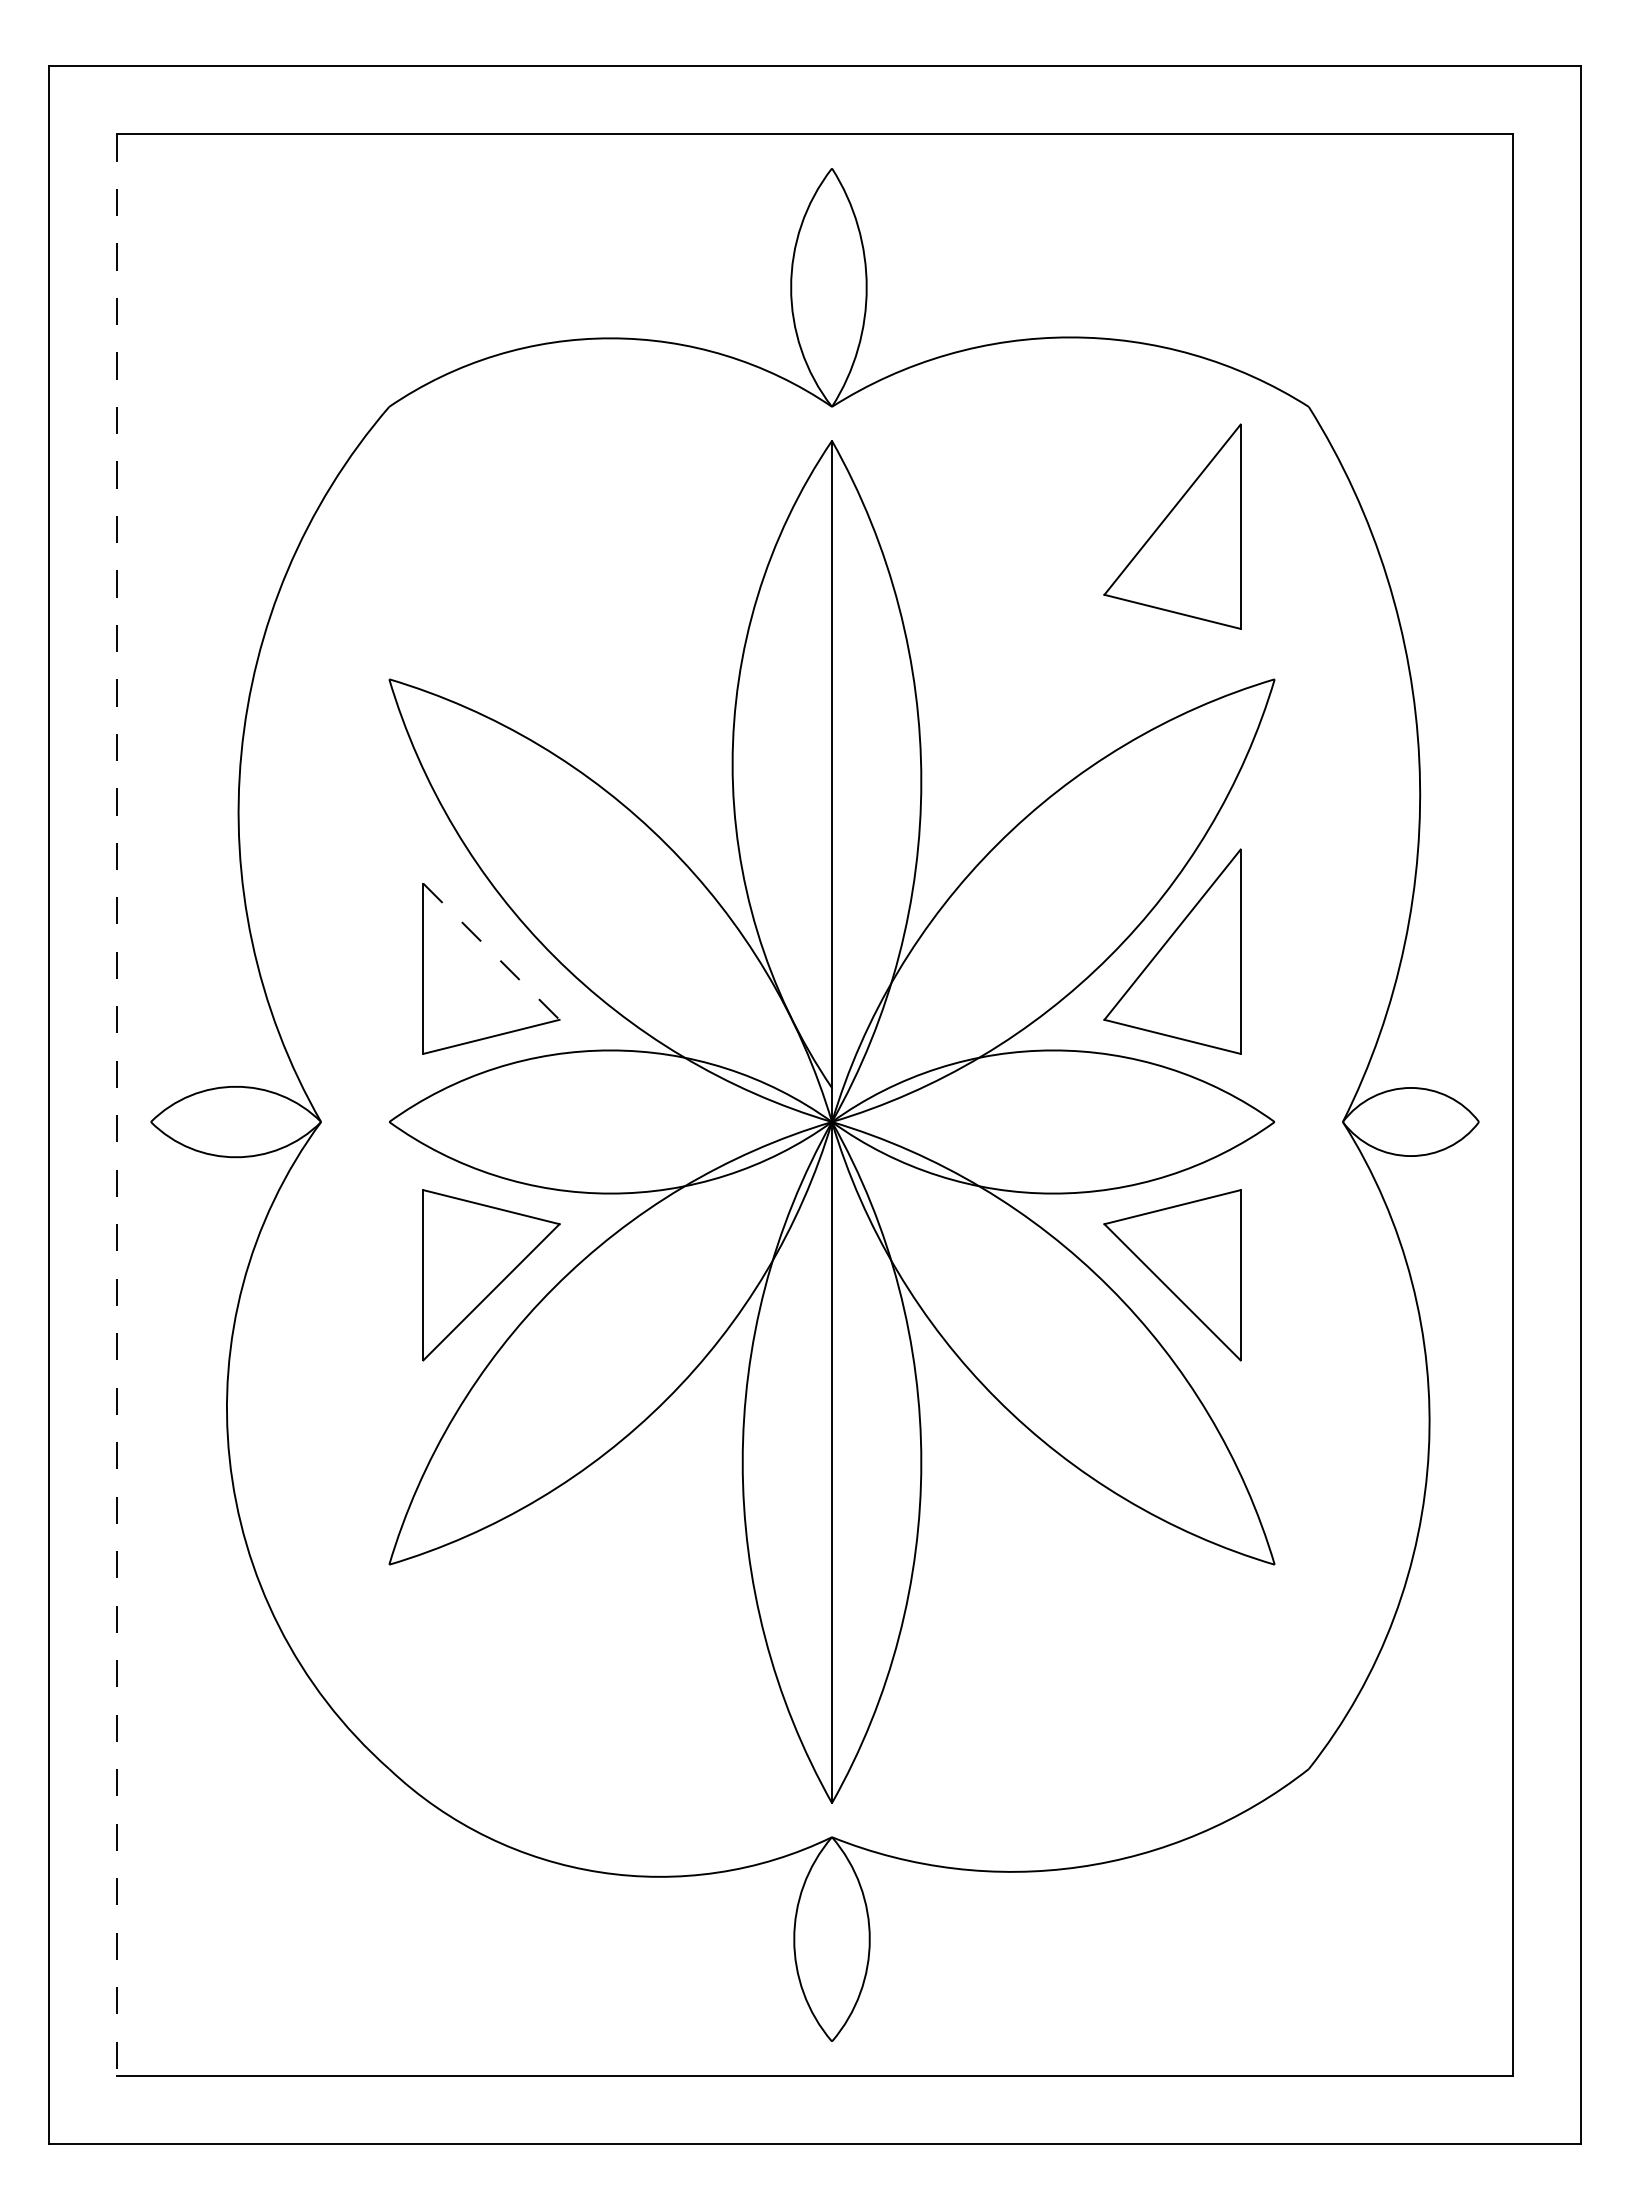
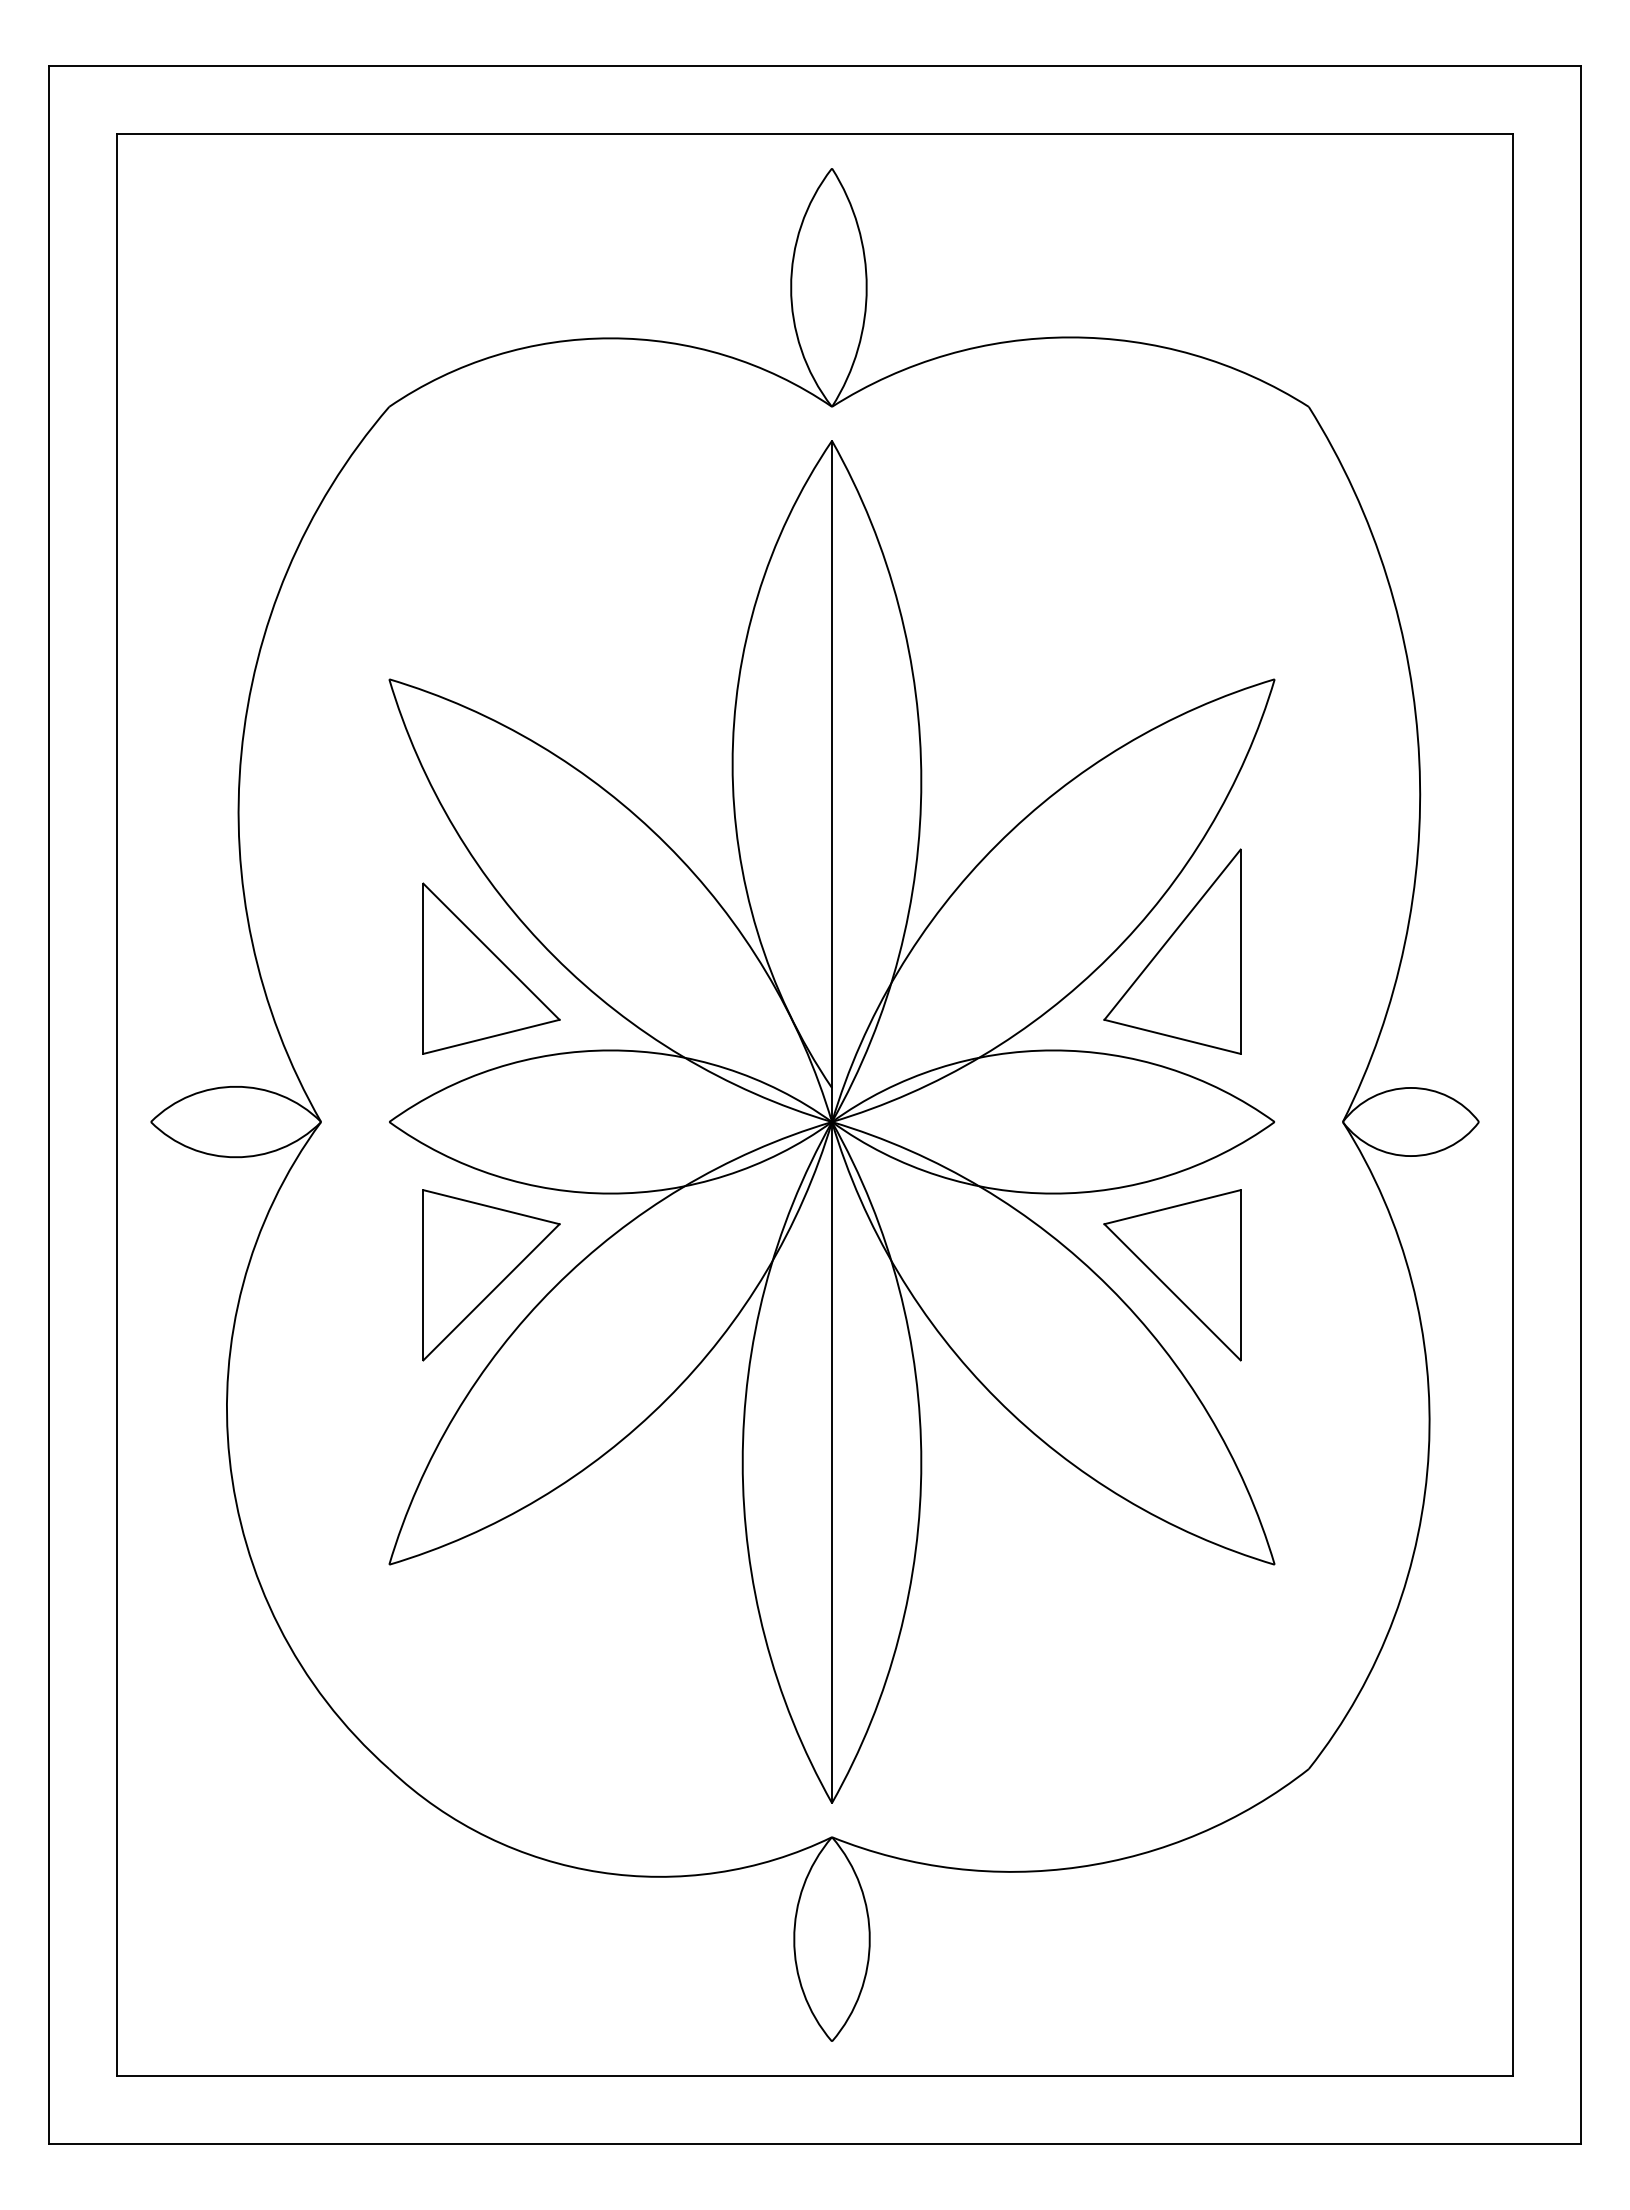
part: present -> none (1172, 526)
line: dashed -> solid (491, 952)
line: dashed -> solid (116, 1105)
